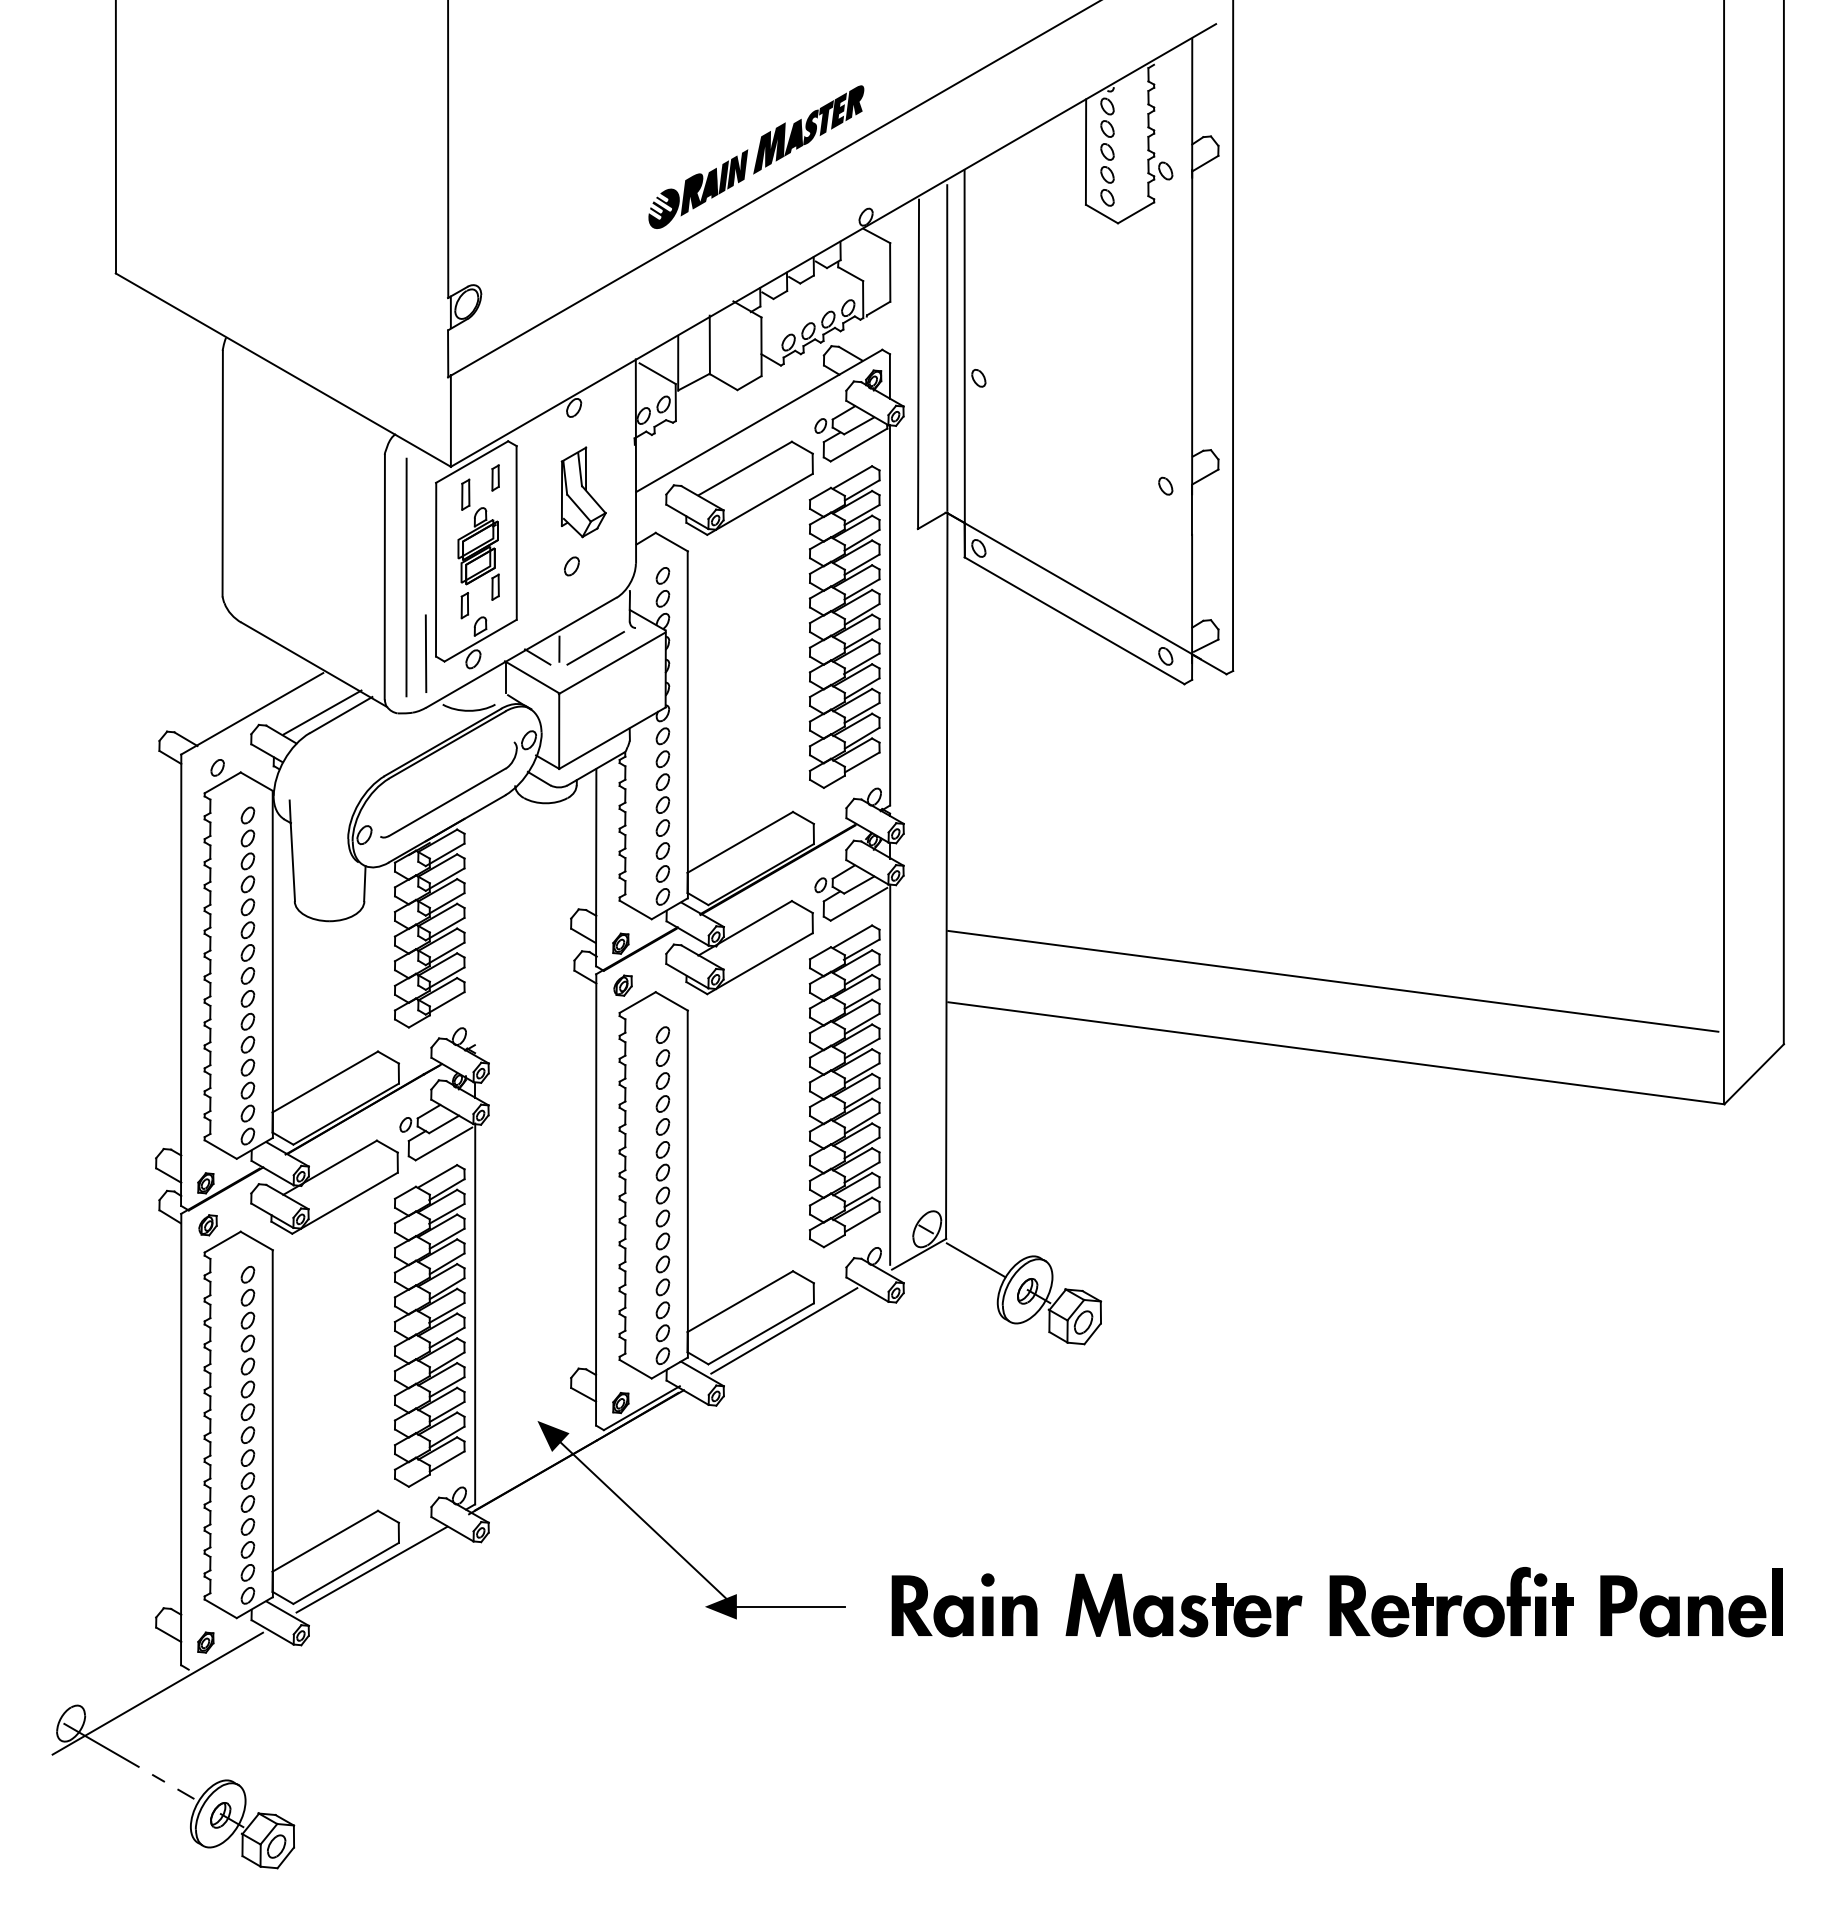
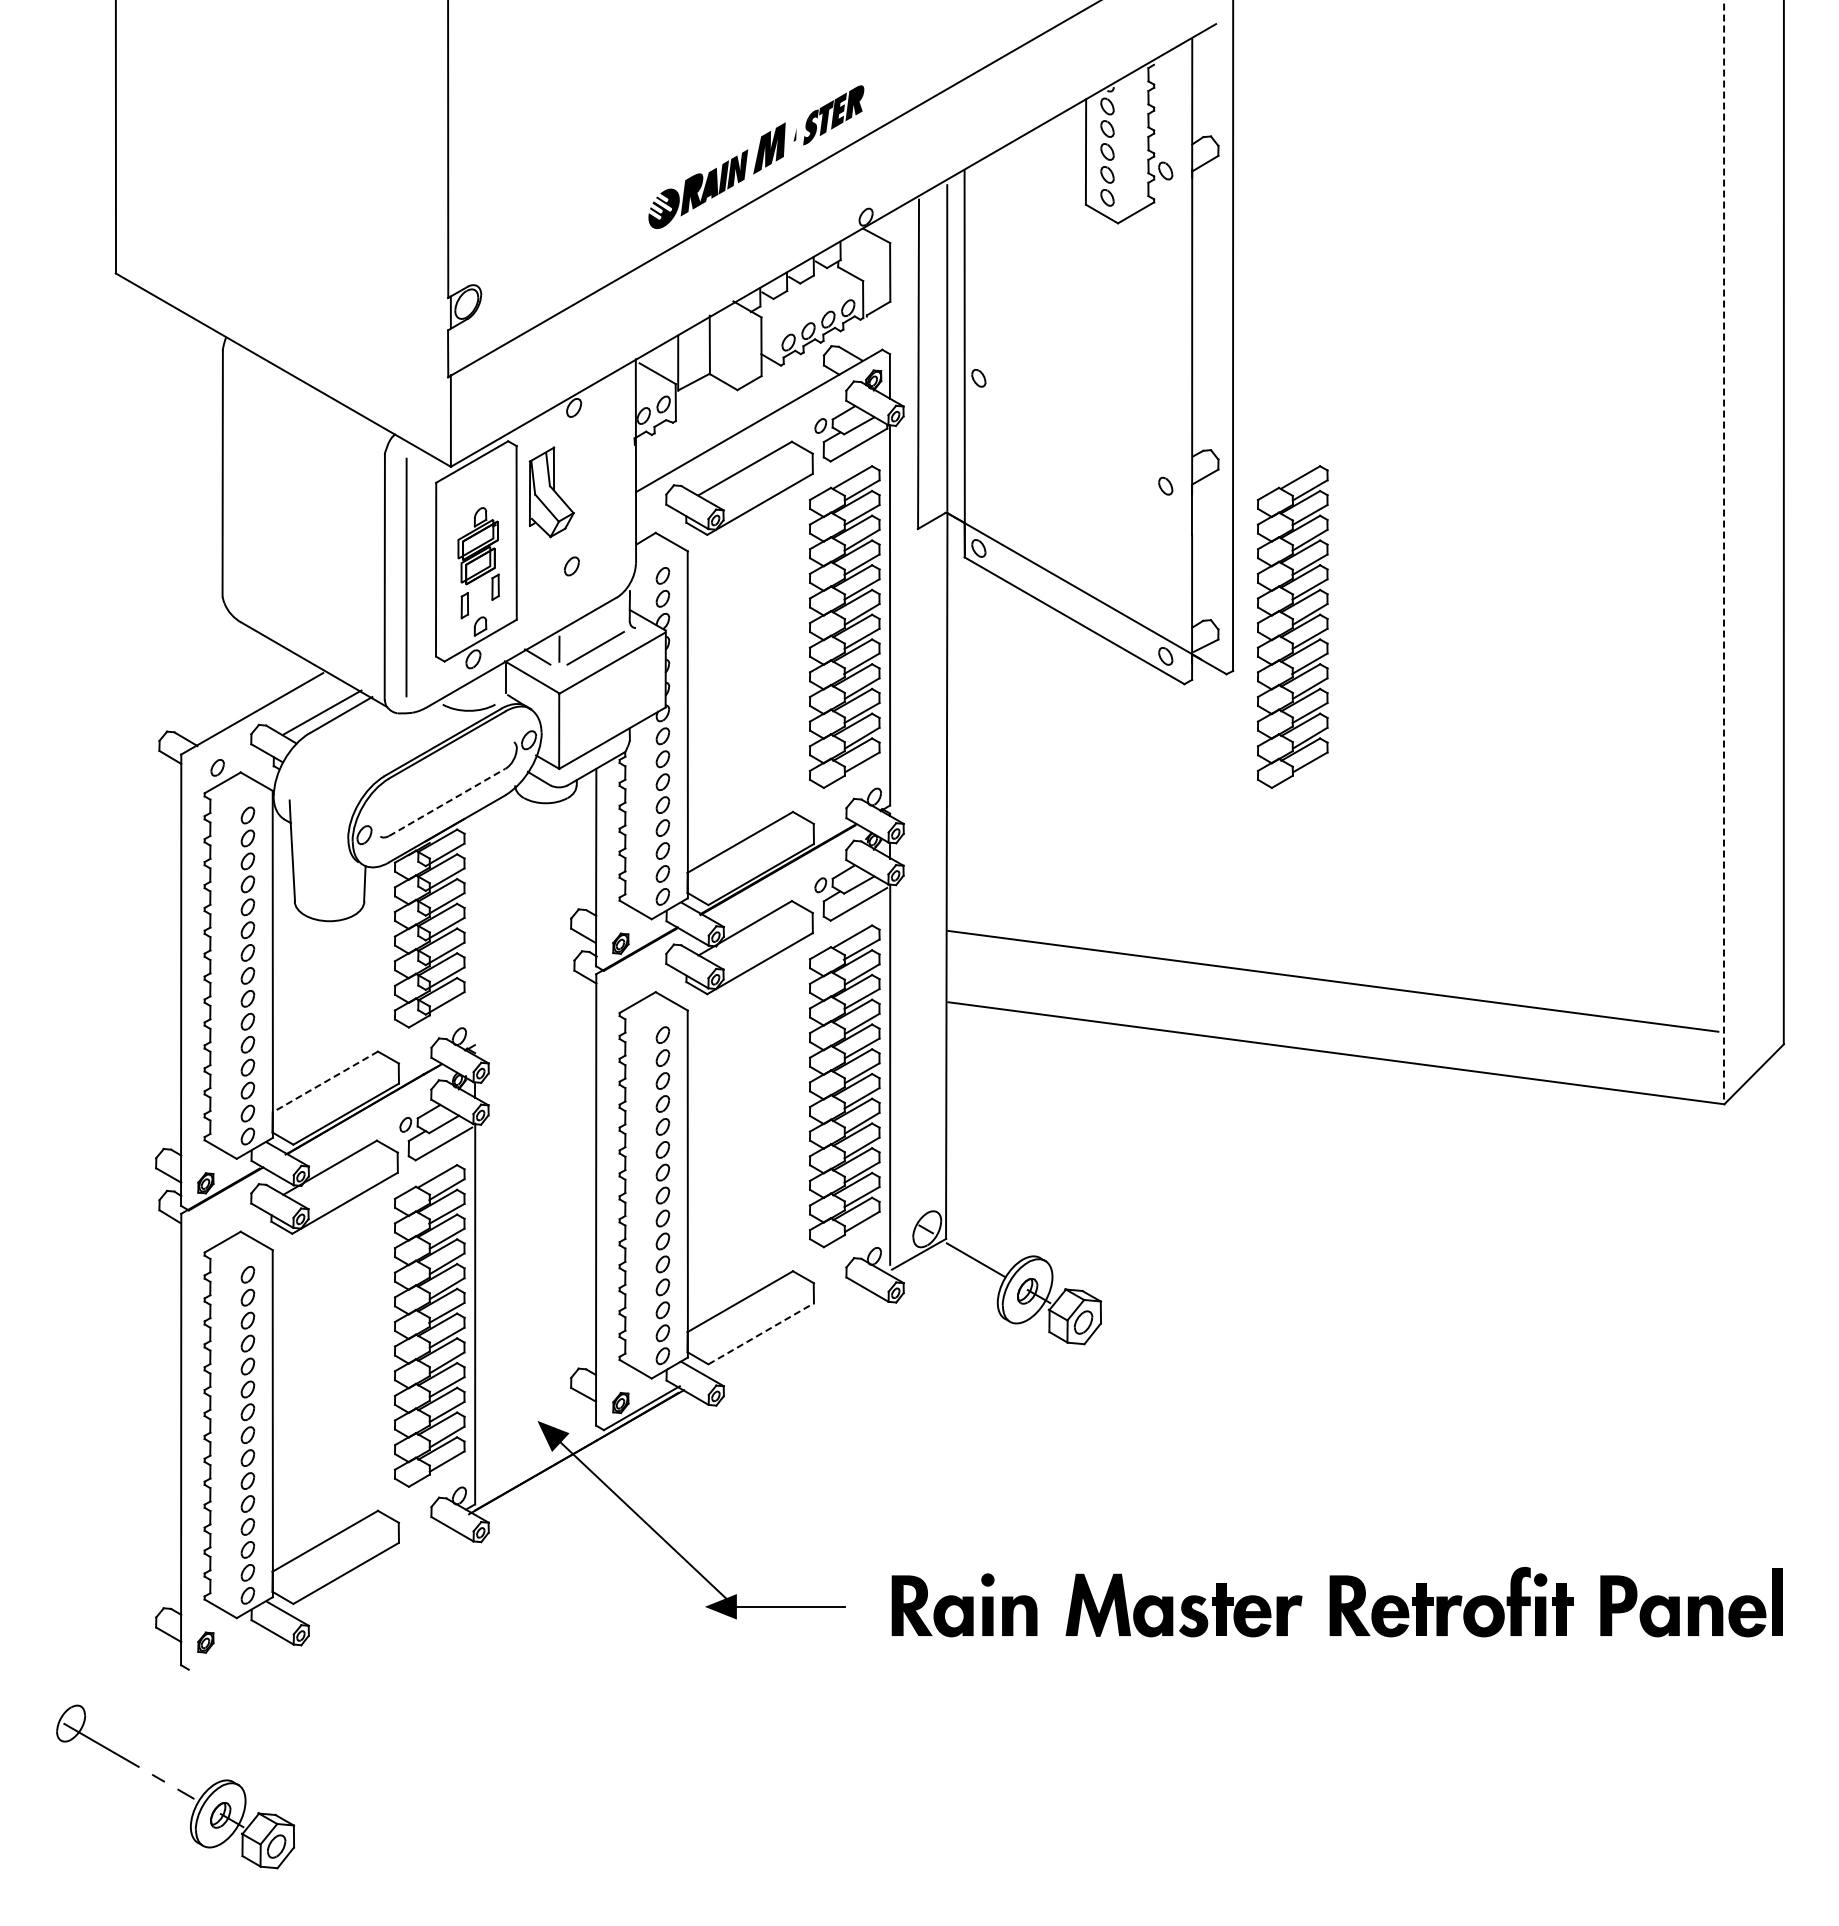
fill: present -> none (793, 137)
part: present -> none (495, 477)
part position: (583, 492) -> (551, 492) (551, 492)
part: present -> none (465, 494)
line: solid -> dashed (1724, 552)
part: none -> present (1292, 626)
line: present -> none (425, 653)
line: solid -> dashed (447, 802)
part: present -> none (622, 985)
line: solid -> dashed (325, 1082)
part: present -> none (207, 1225)
line: present -> none (784, 1330)
line: solid -> dashed (761, 1333)
line: present -> none (371, 1569)
line: present -> none (157, 1693)
